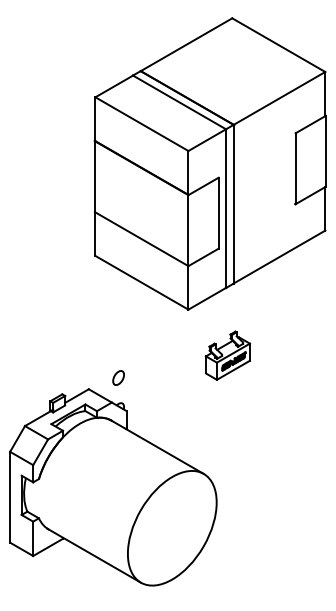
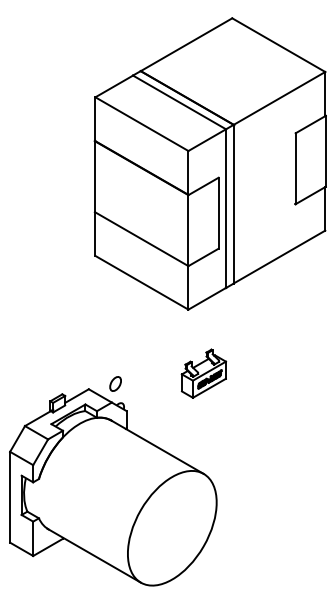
part position: (227, 355) -> (203, 373) (203, 373)
part position: (118, 377) -> (115, 383) (115, 383)
